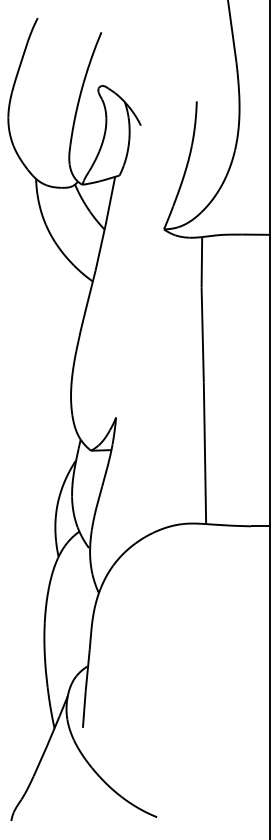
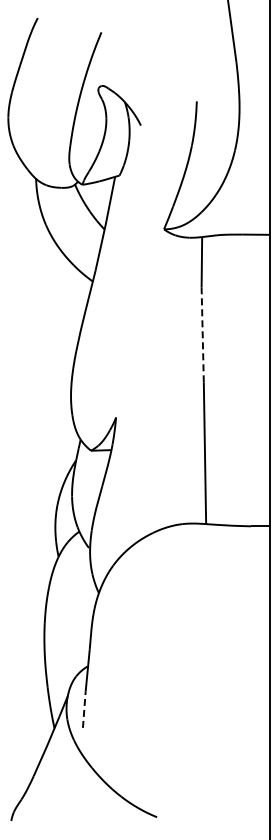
line: solid -> dashed (202, 334)
line: solid -> dashed (84, 709)
